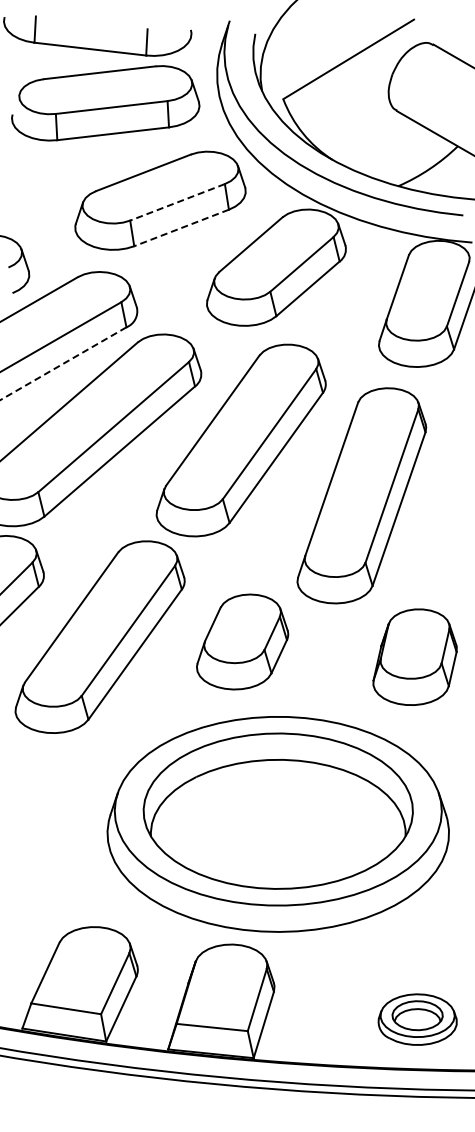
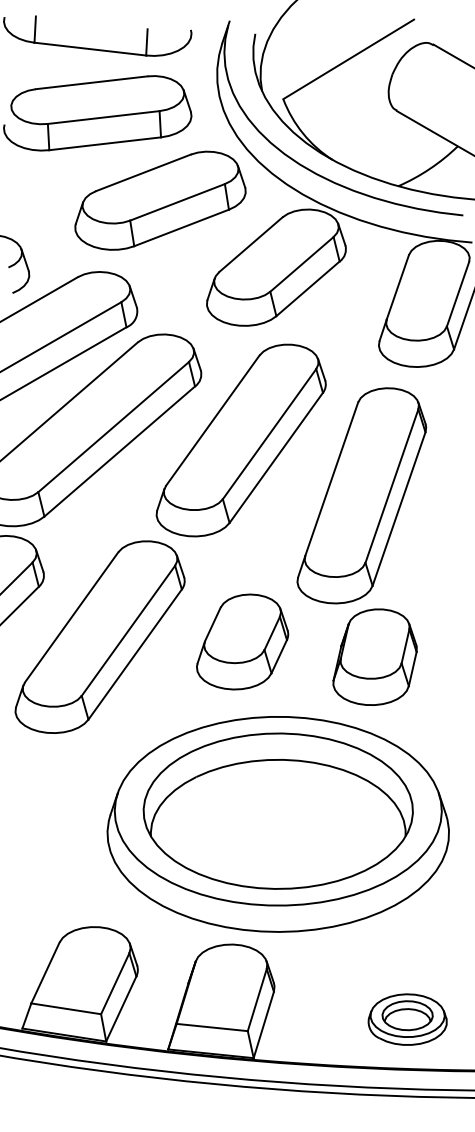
part position: (105, 103) -> (97, 113) (97, 113)
line: dashed -> solid (177, 202)
line: dashed -> solid (181, 227)
line: dashed -> solid (63, 363)
part position: (414, 656) -> (374, 656) (374, 656)
part position: (417, 1019) -> (407, 1019) (407, 1019)
